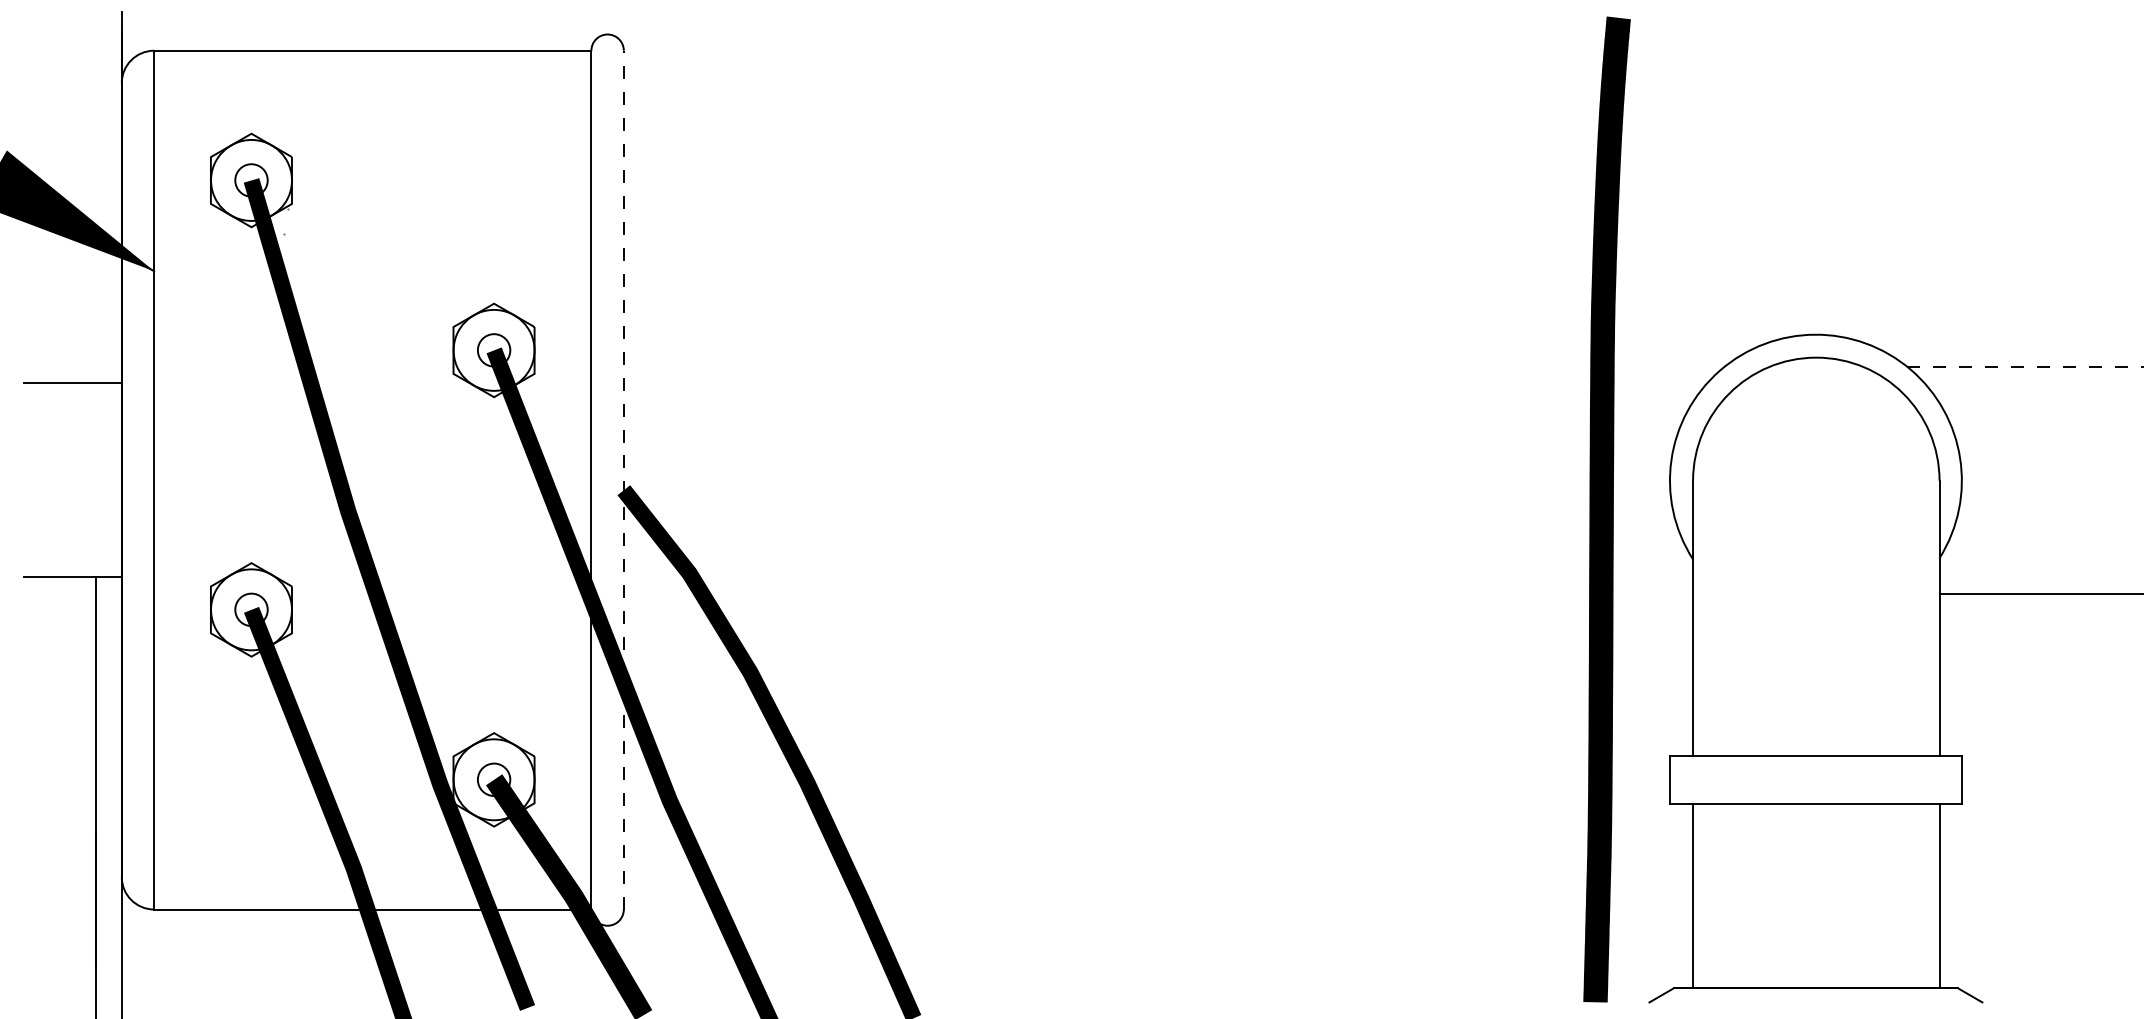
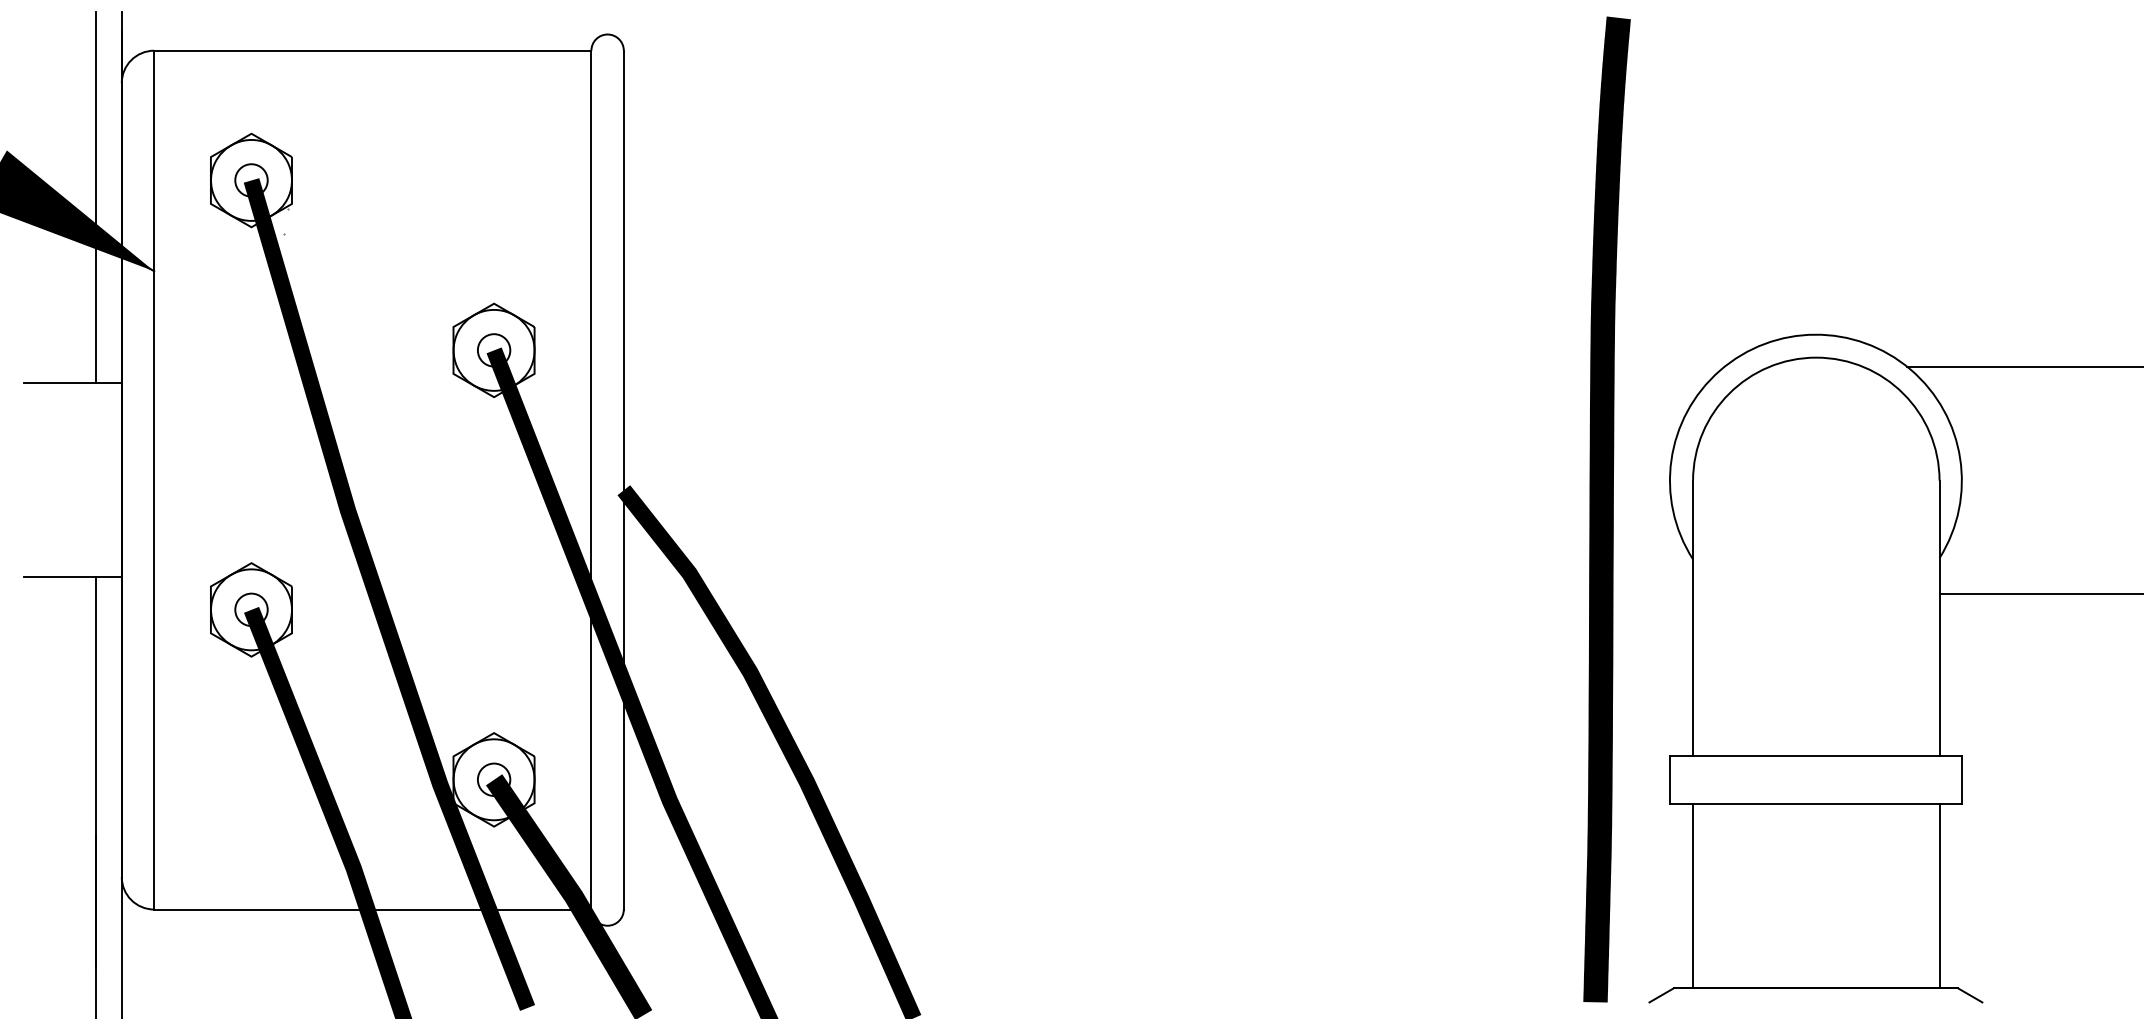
line: none -> present (95, 197)
line: dashed -> solid (2025, 366)
line: dashed -> solid (623, 479)
